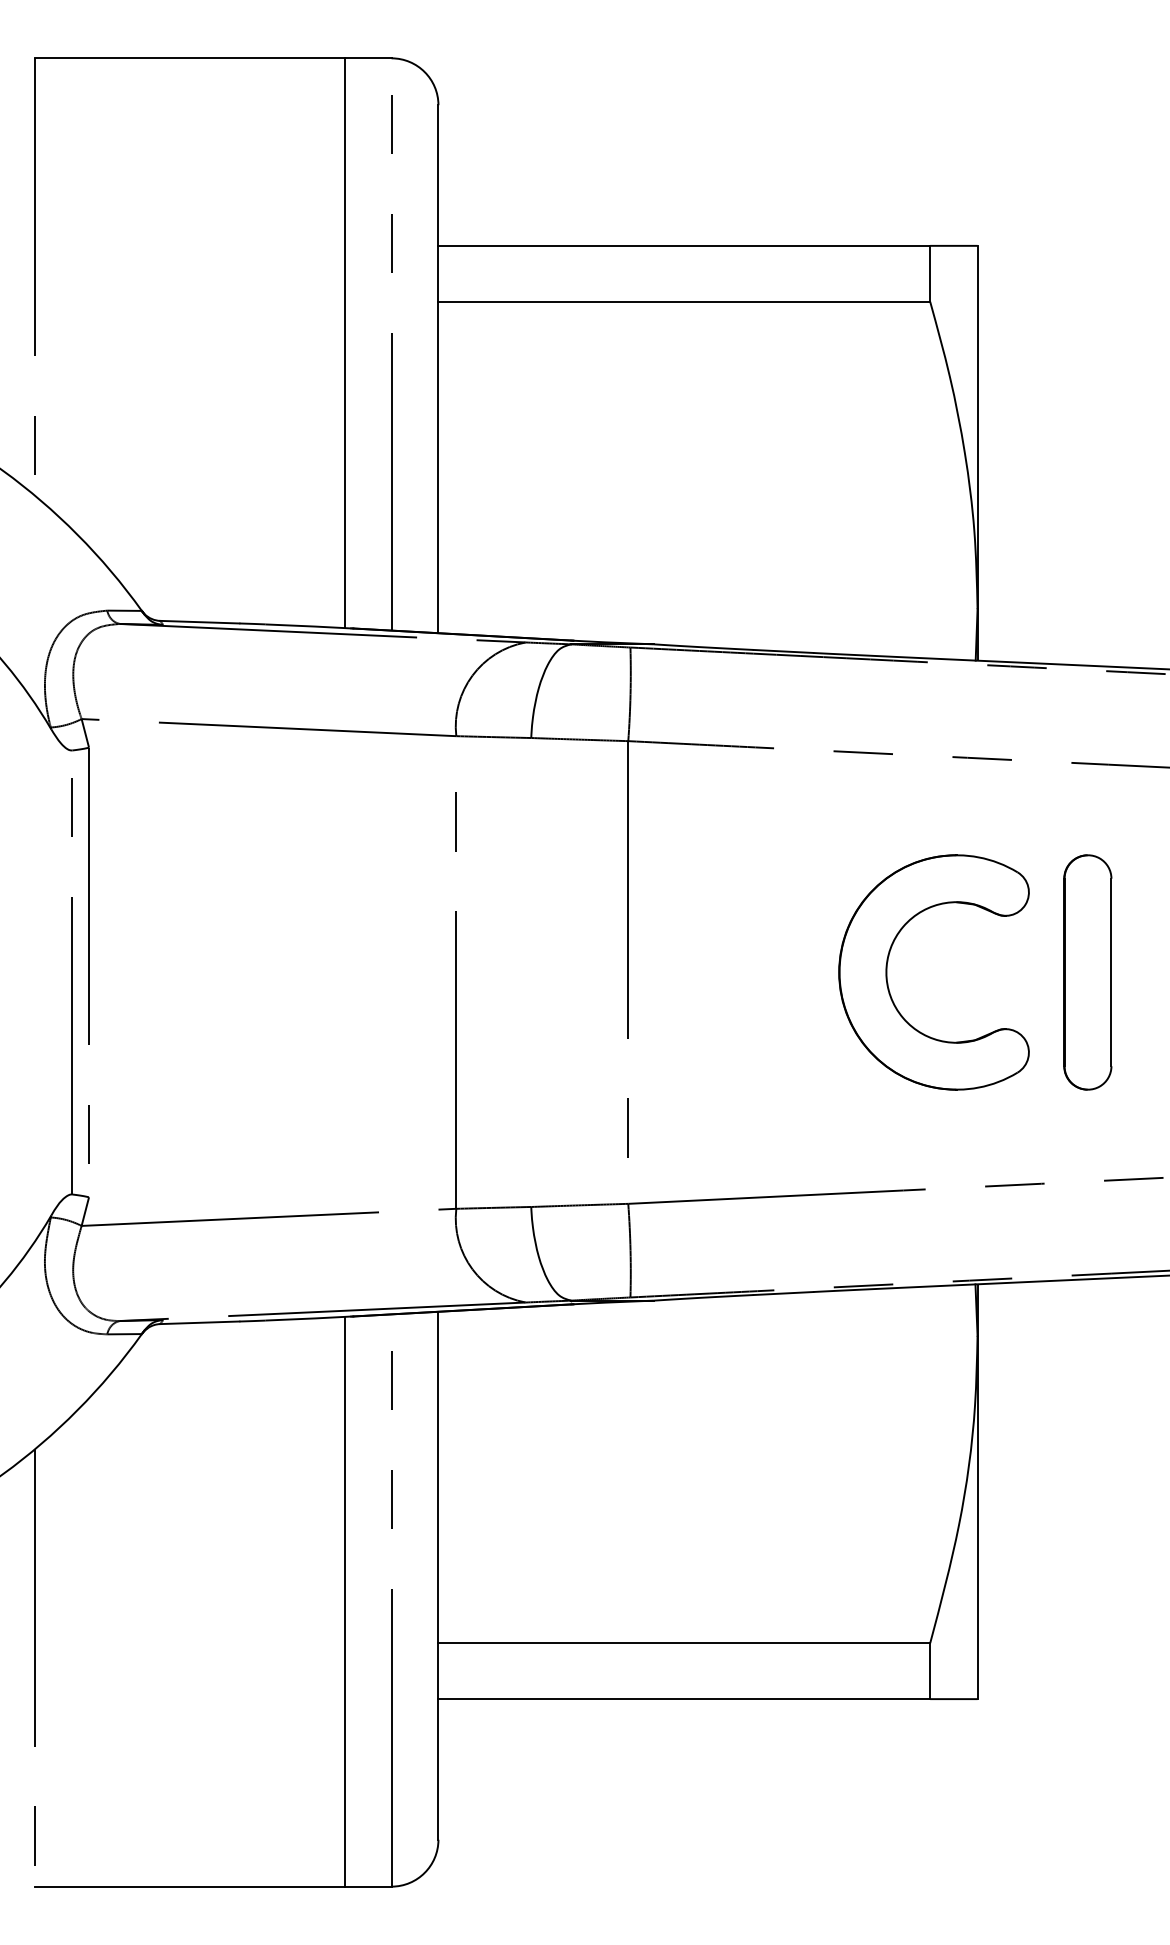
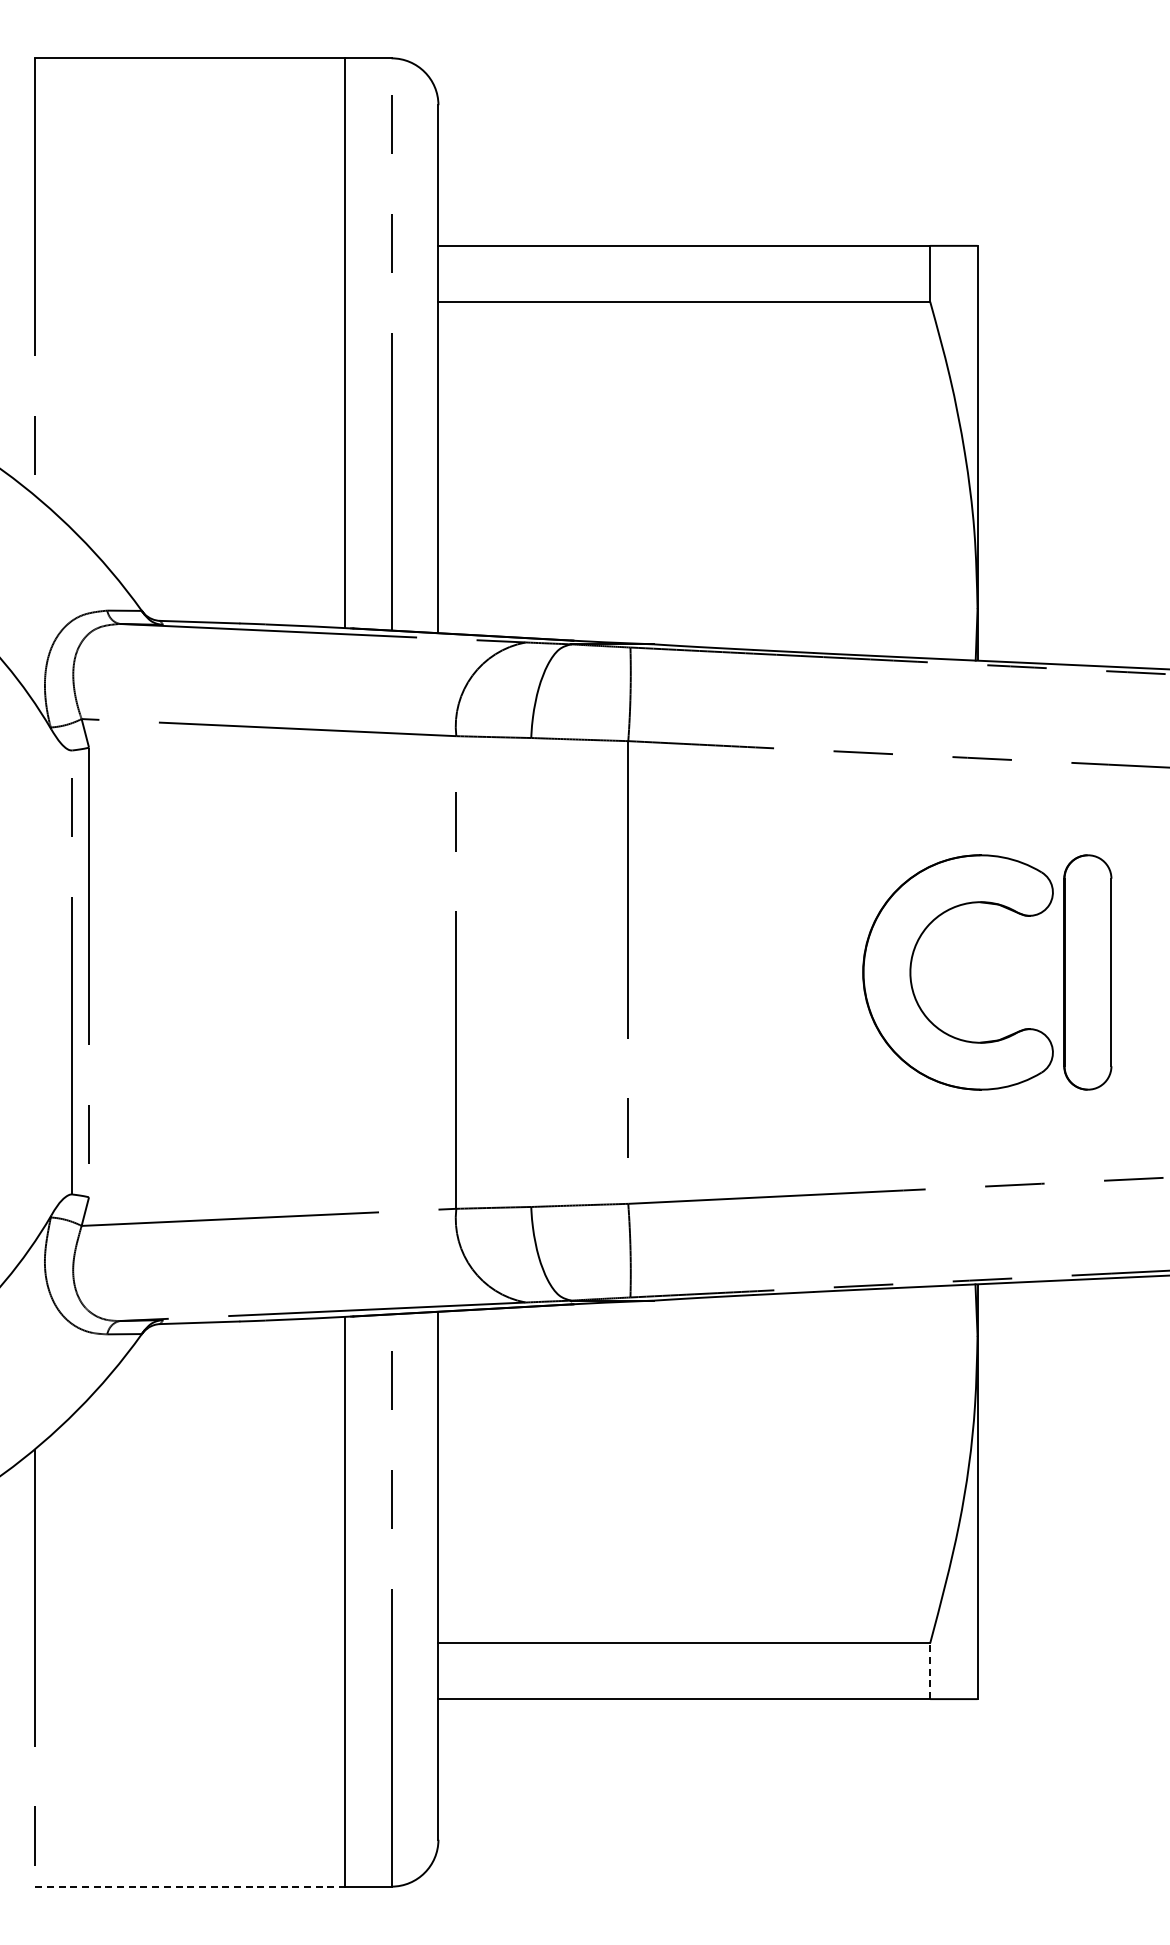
part position: (887, 972) -> (911, 972) (911, 972)
line: solid -> dashed (930, 1671)
line: solid -> dashed (189, 1886)
